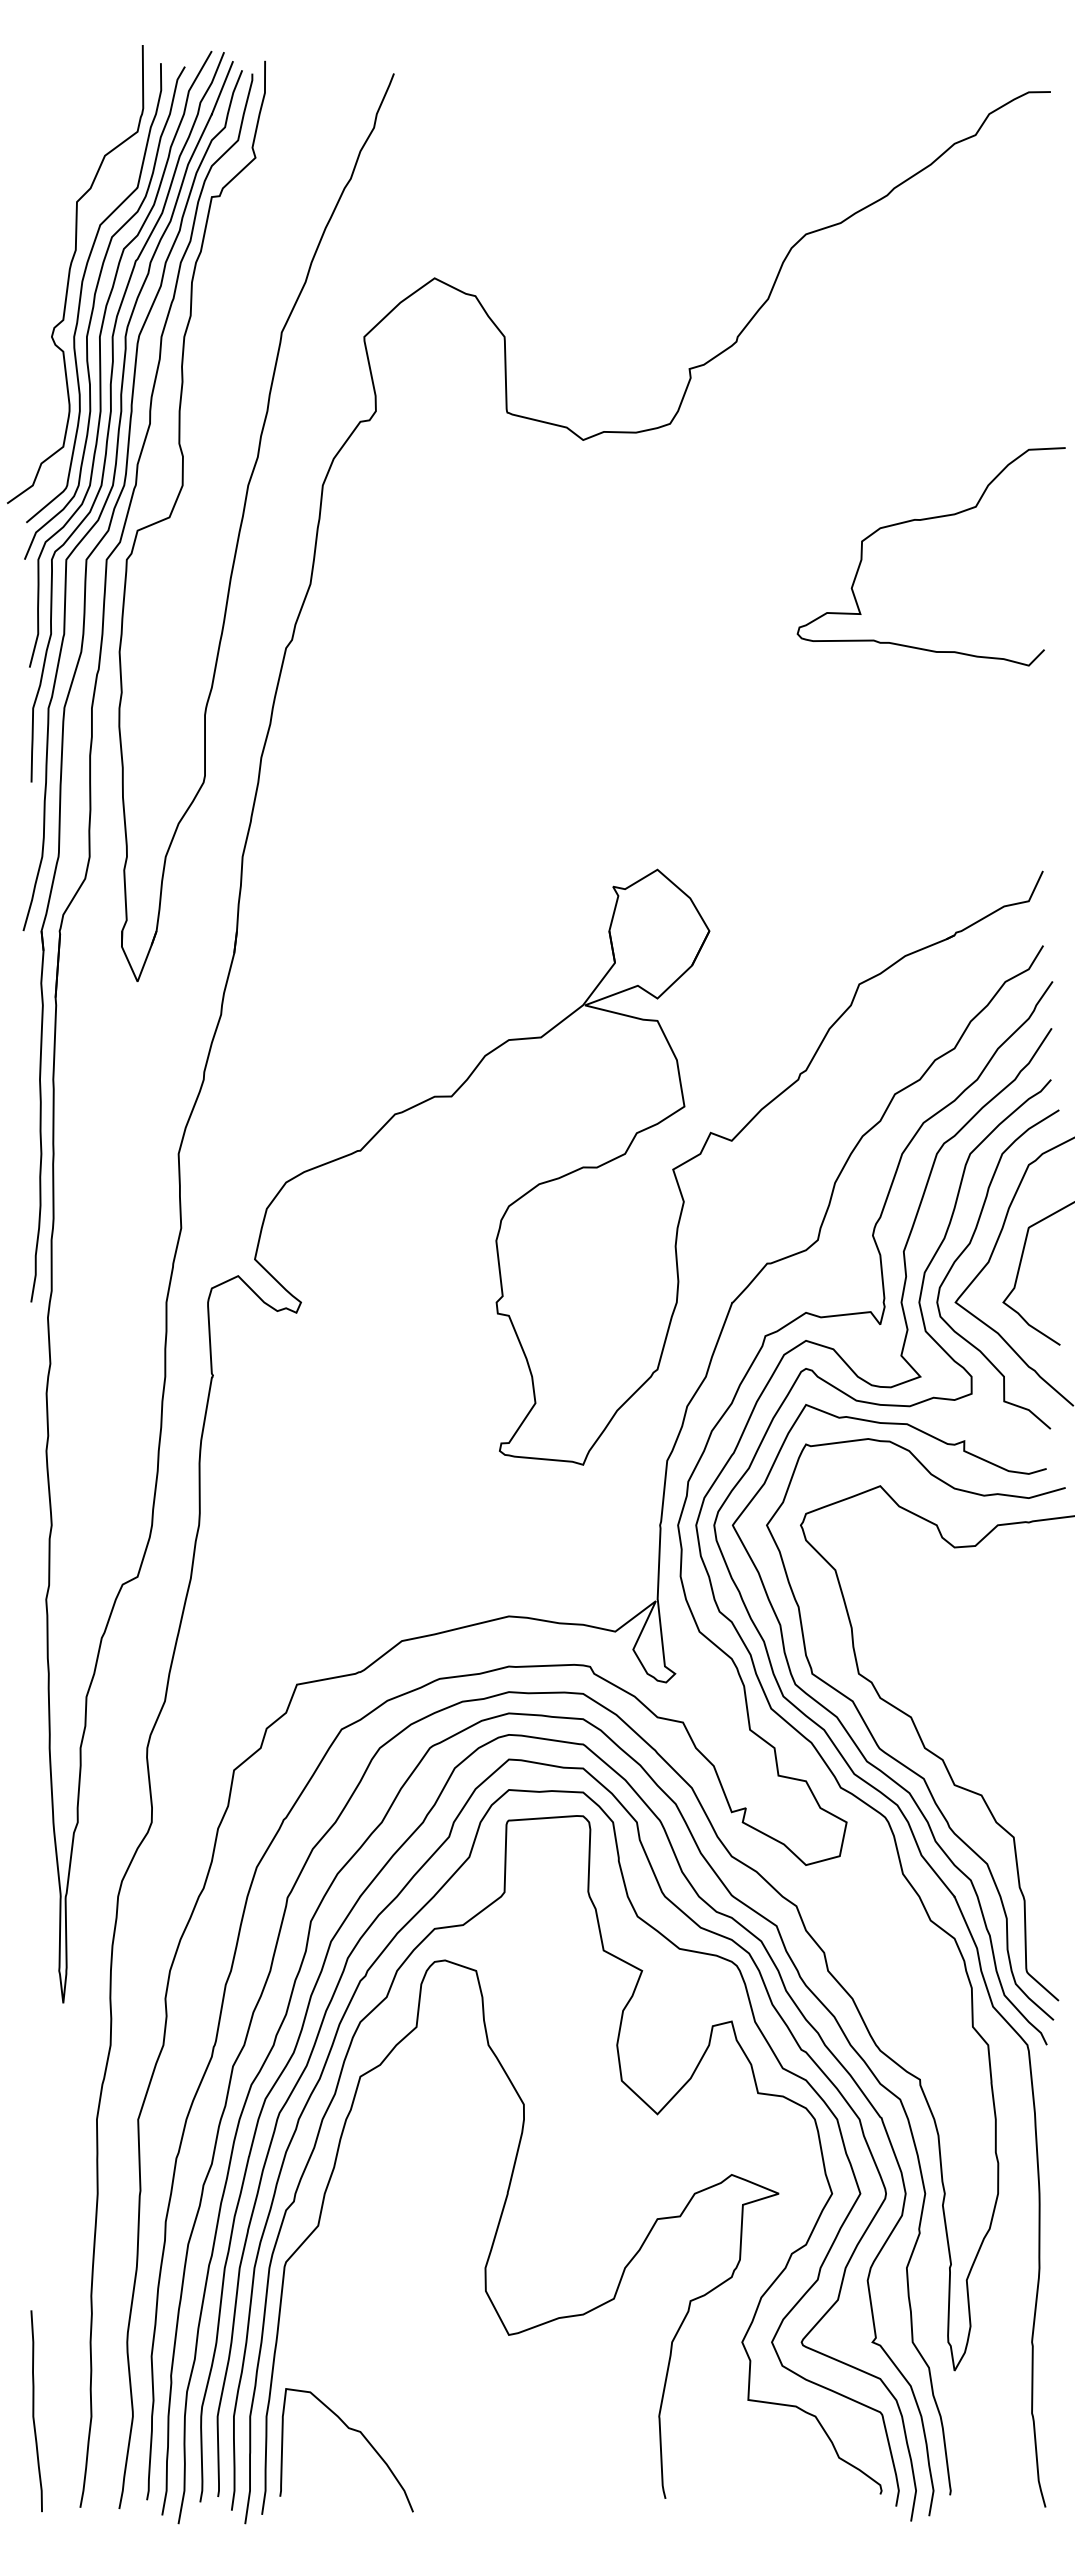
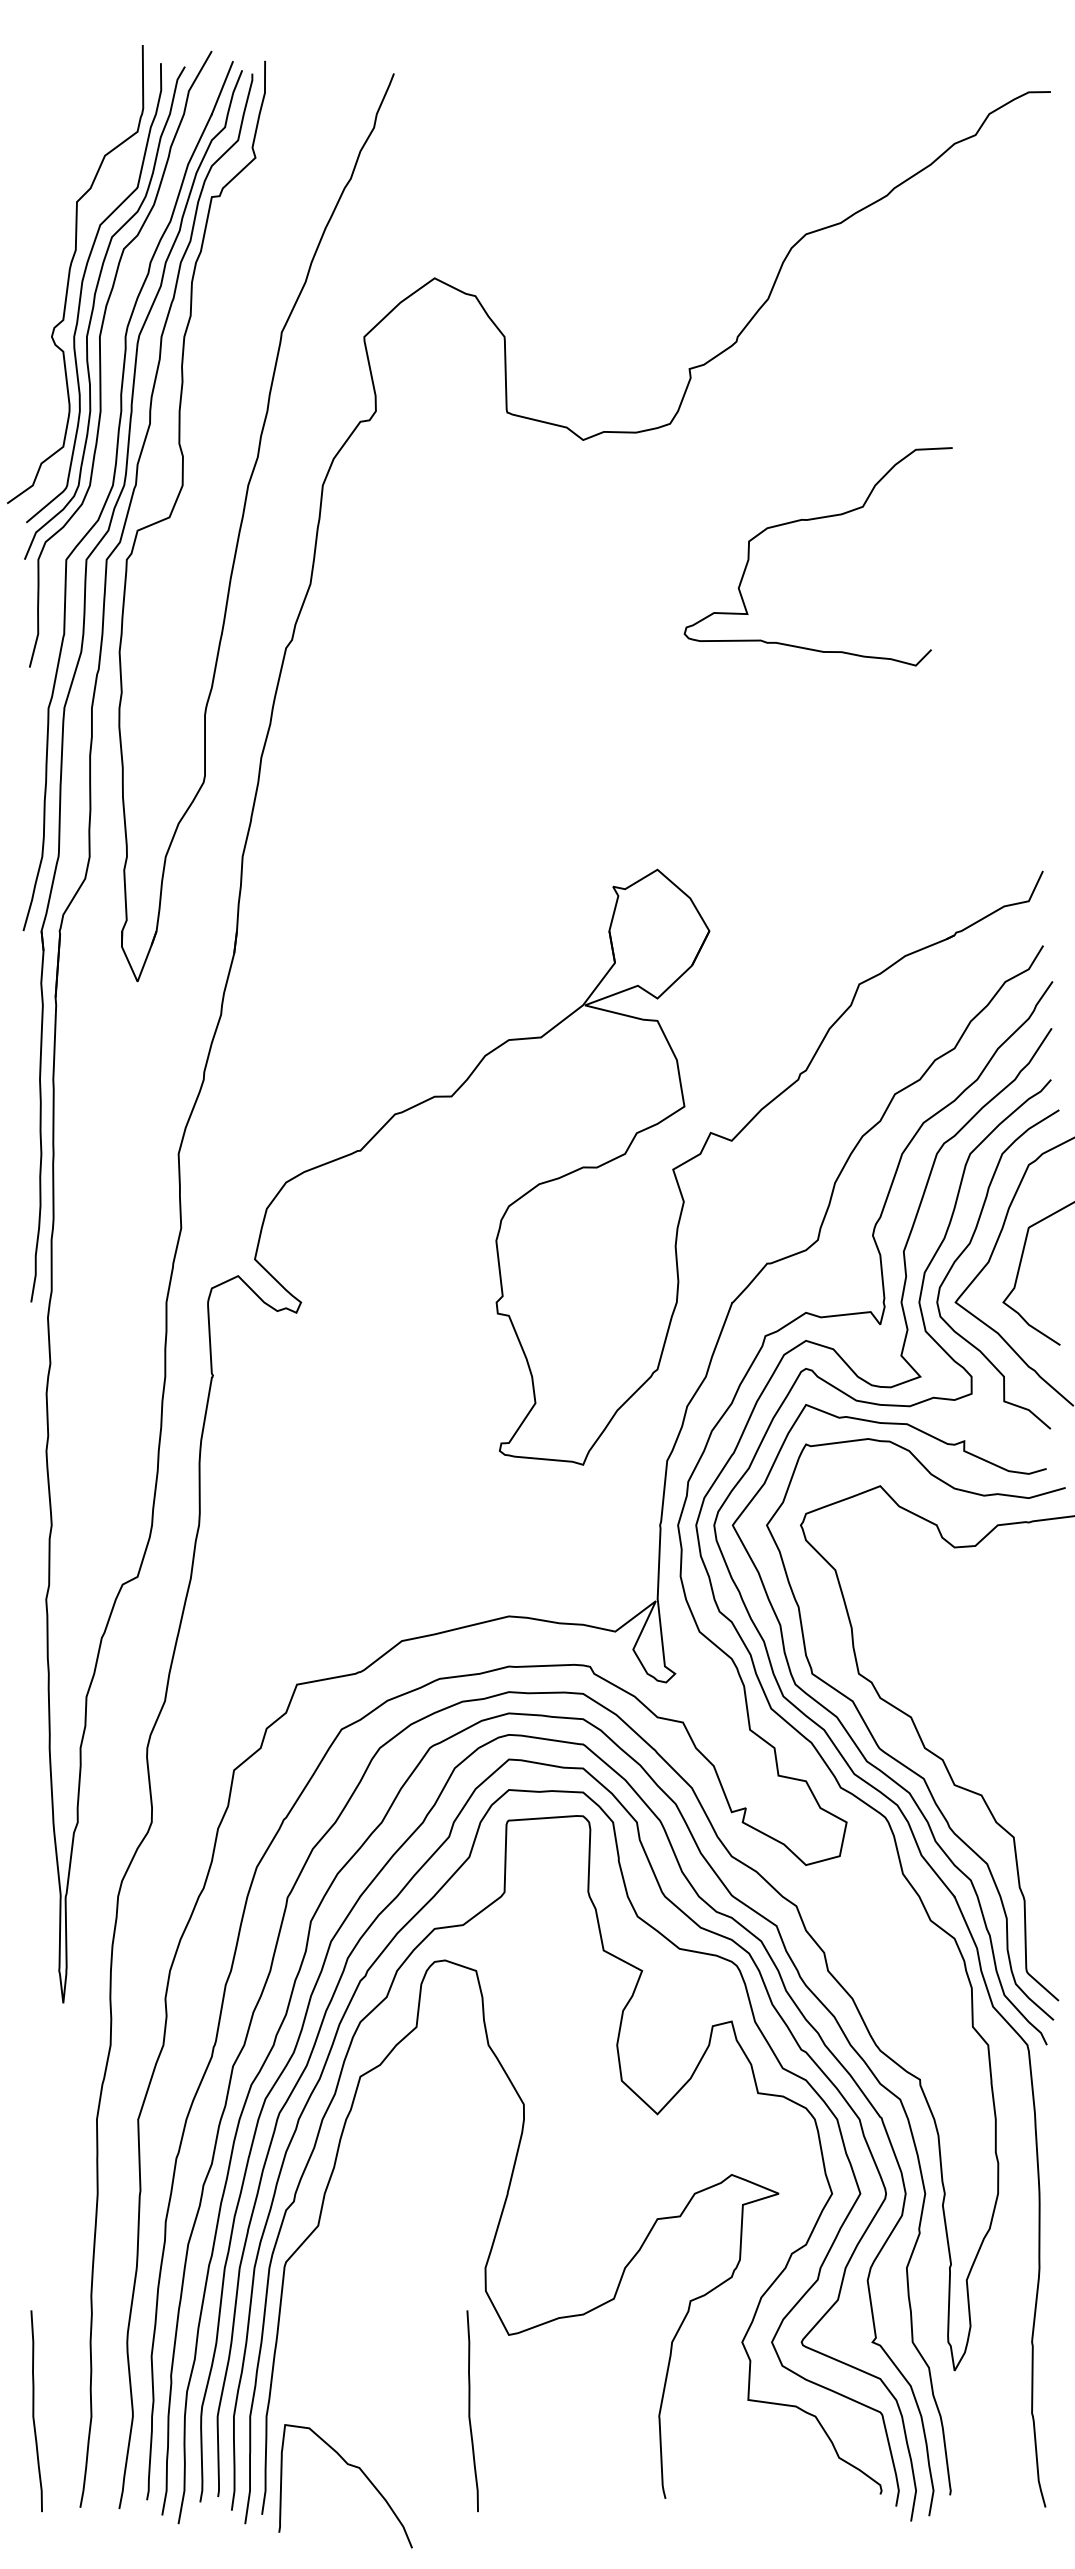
curve: present -> none (111, 416)
curve position: (924, 520) -> (811, 520) (811, 520)
curve: none -> present (470, 2411)
curve position: (352, 2430) -> (351, 2466) (351, 2466)
